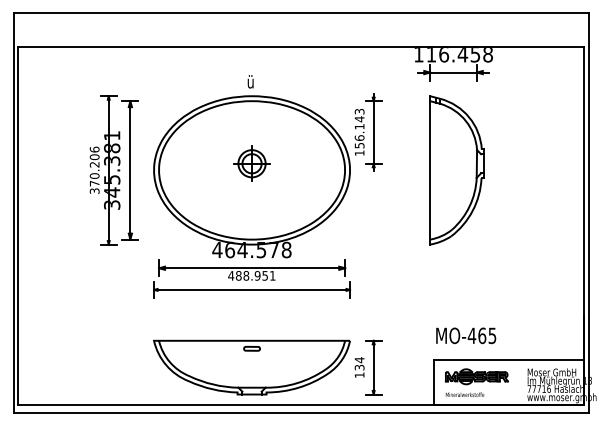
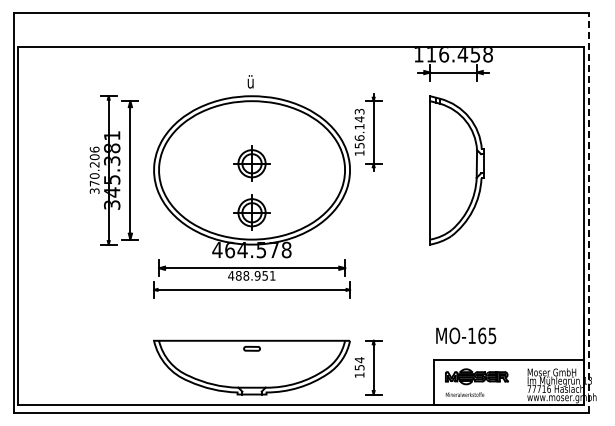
part: none -> present (251, 212)
line: solid -> dashed (588, 212)
text: MO-465 -> MO-165 (471, 335)
text: 134 -> 154 (358, 367)
